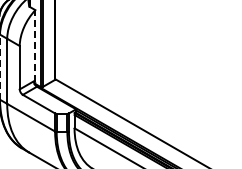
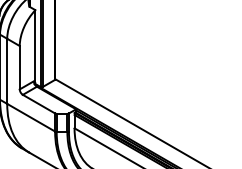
line: dashed -> solid (35, 45)
line: dashed -> solid (0, 67)
